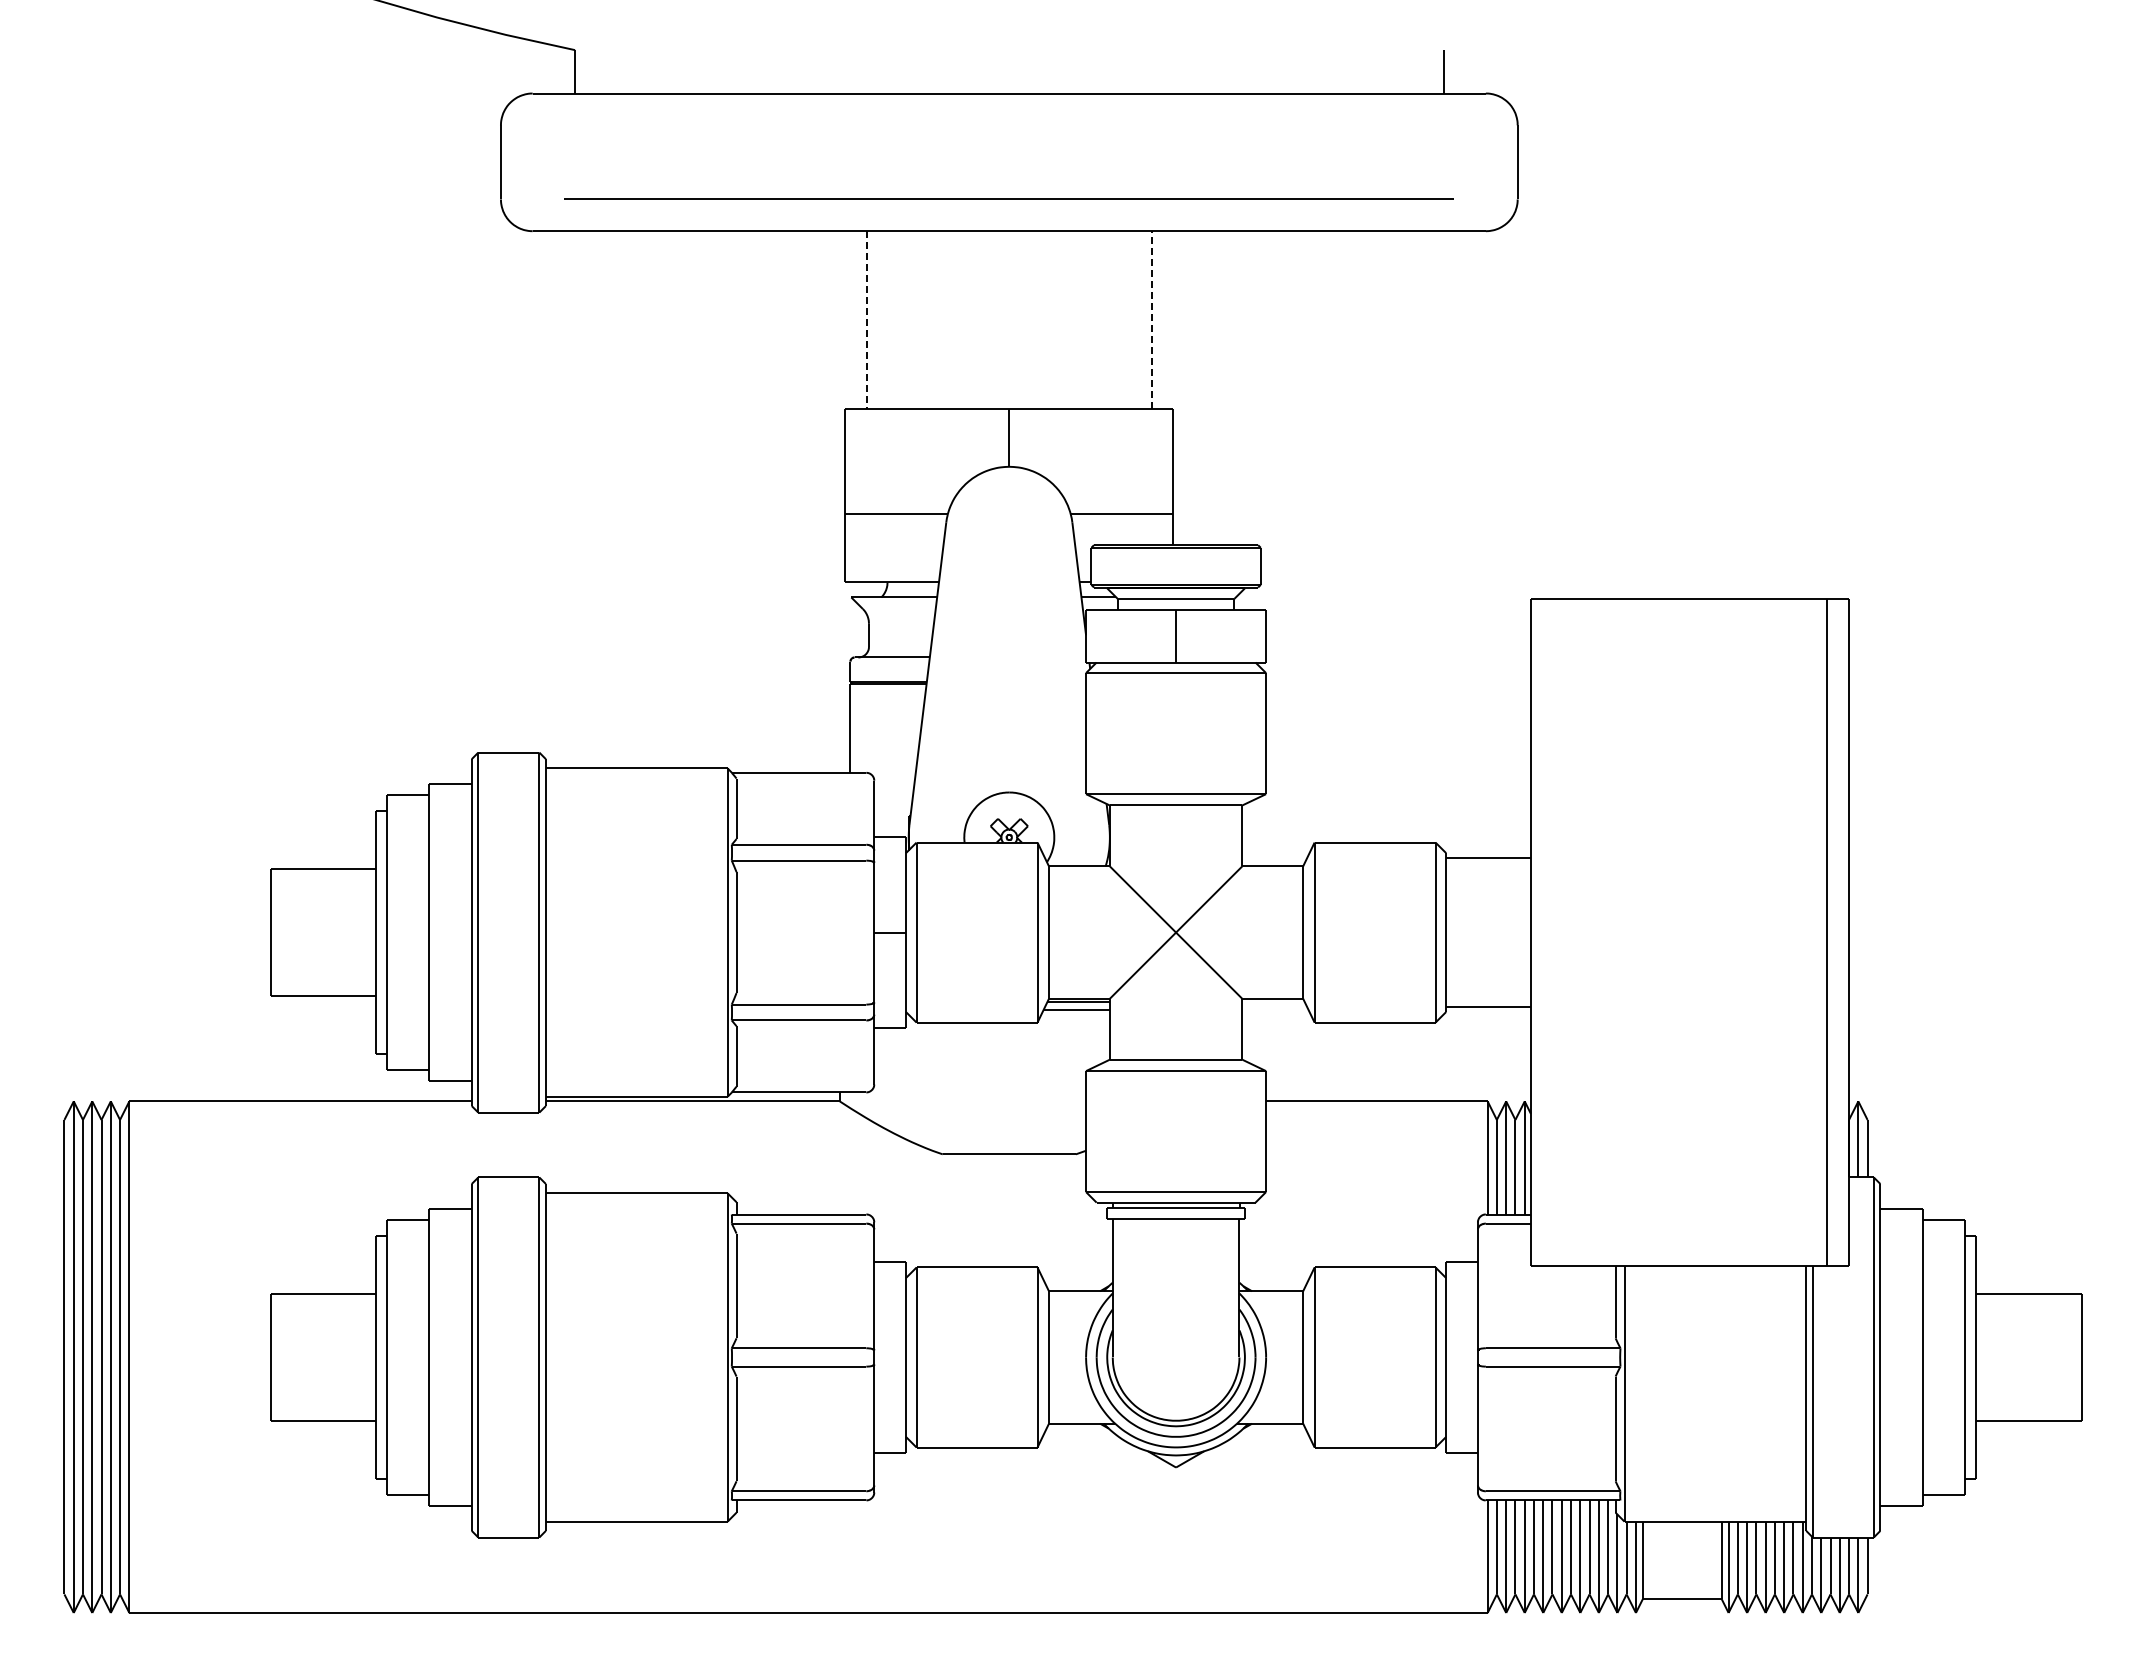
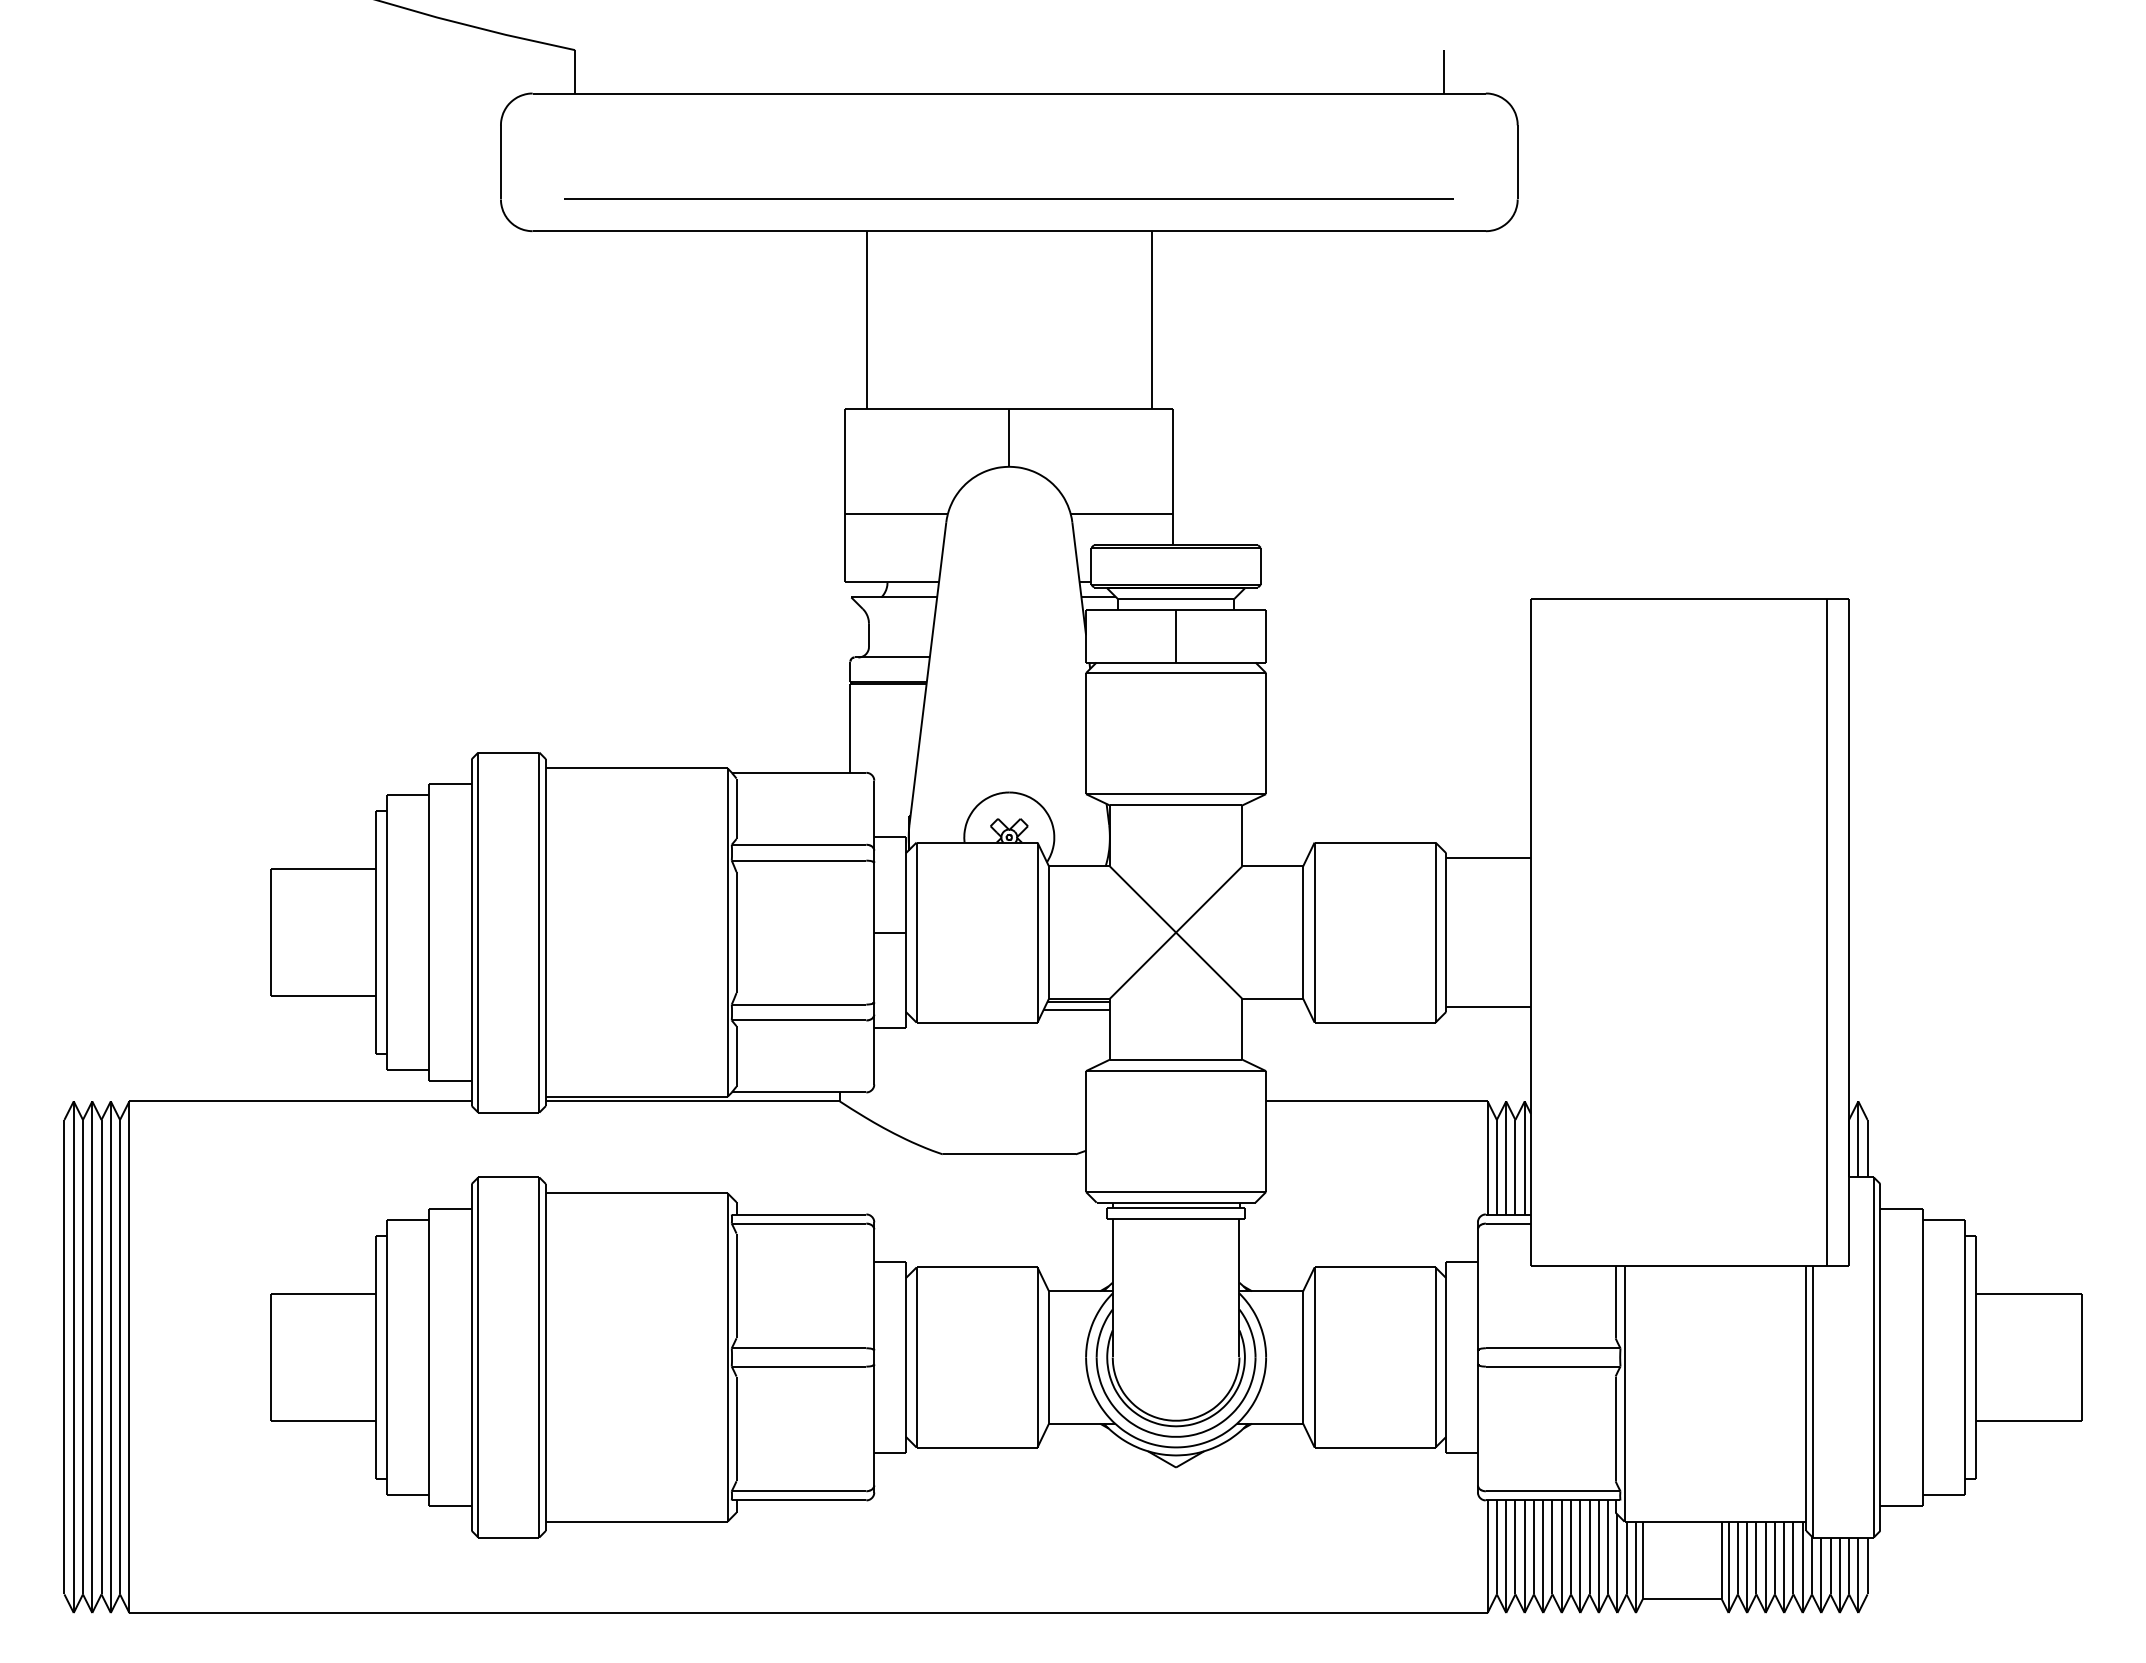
line: dashed -> solid (866, 319)
line: dashed -> solid (1151, 319)
